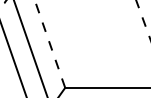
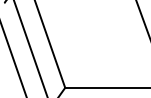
line: dashed -> solid (143, 21)
line: dashed -> solid (49, 43)
